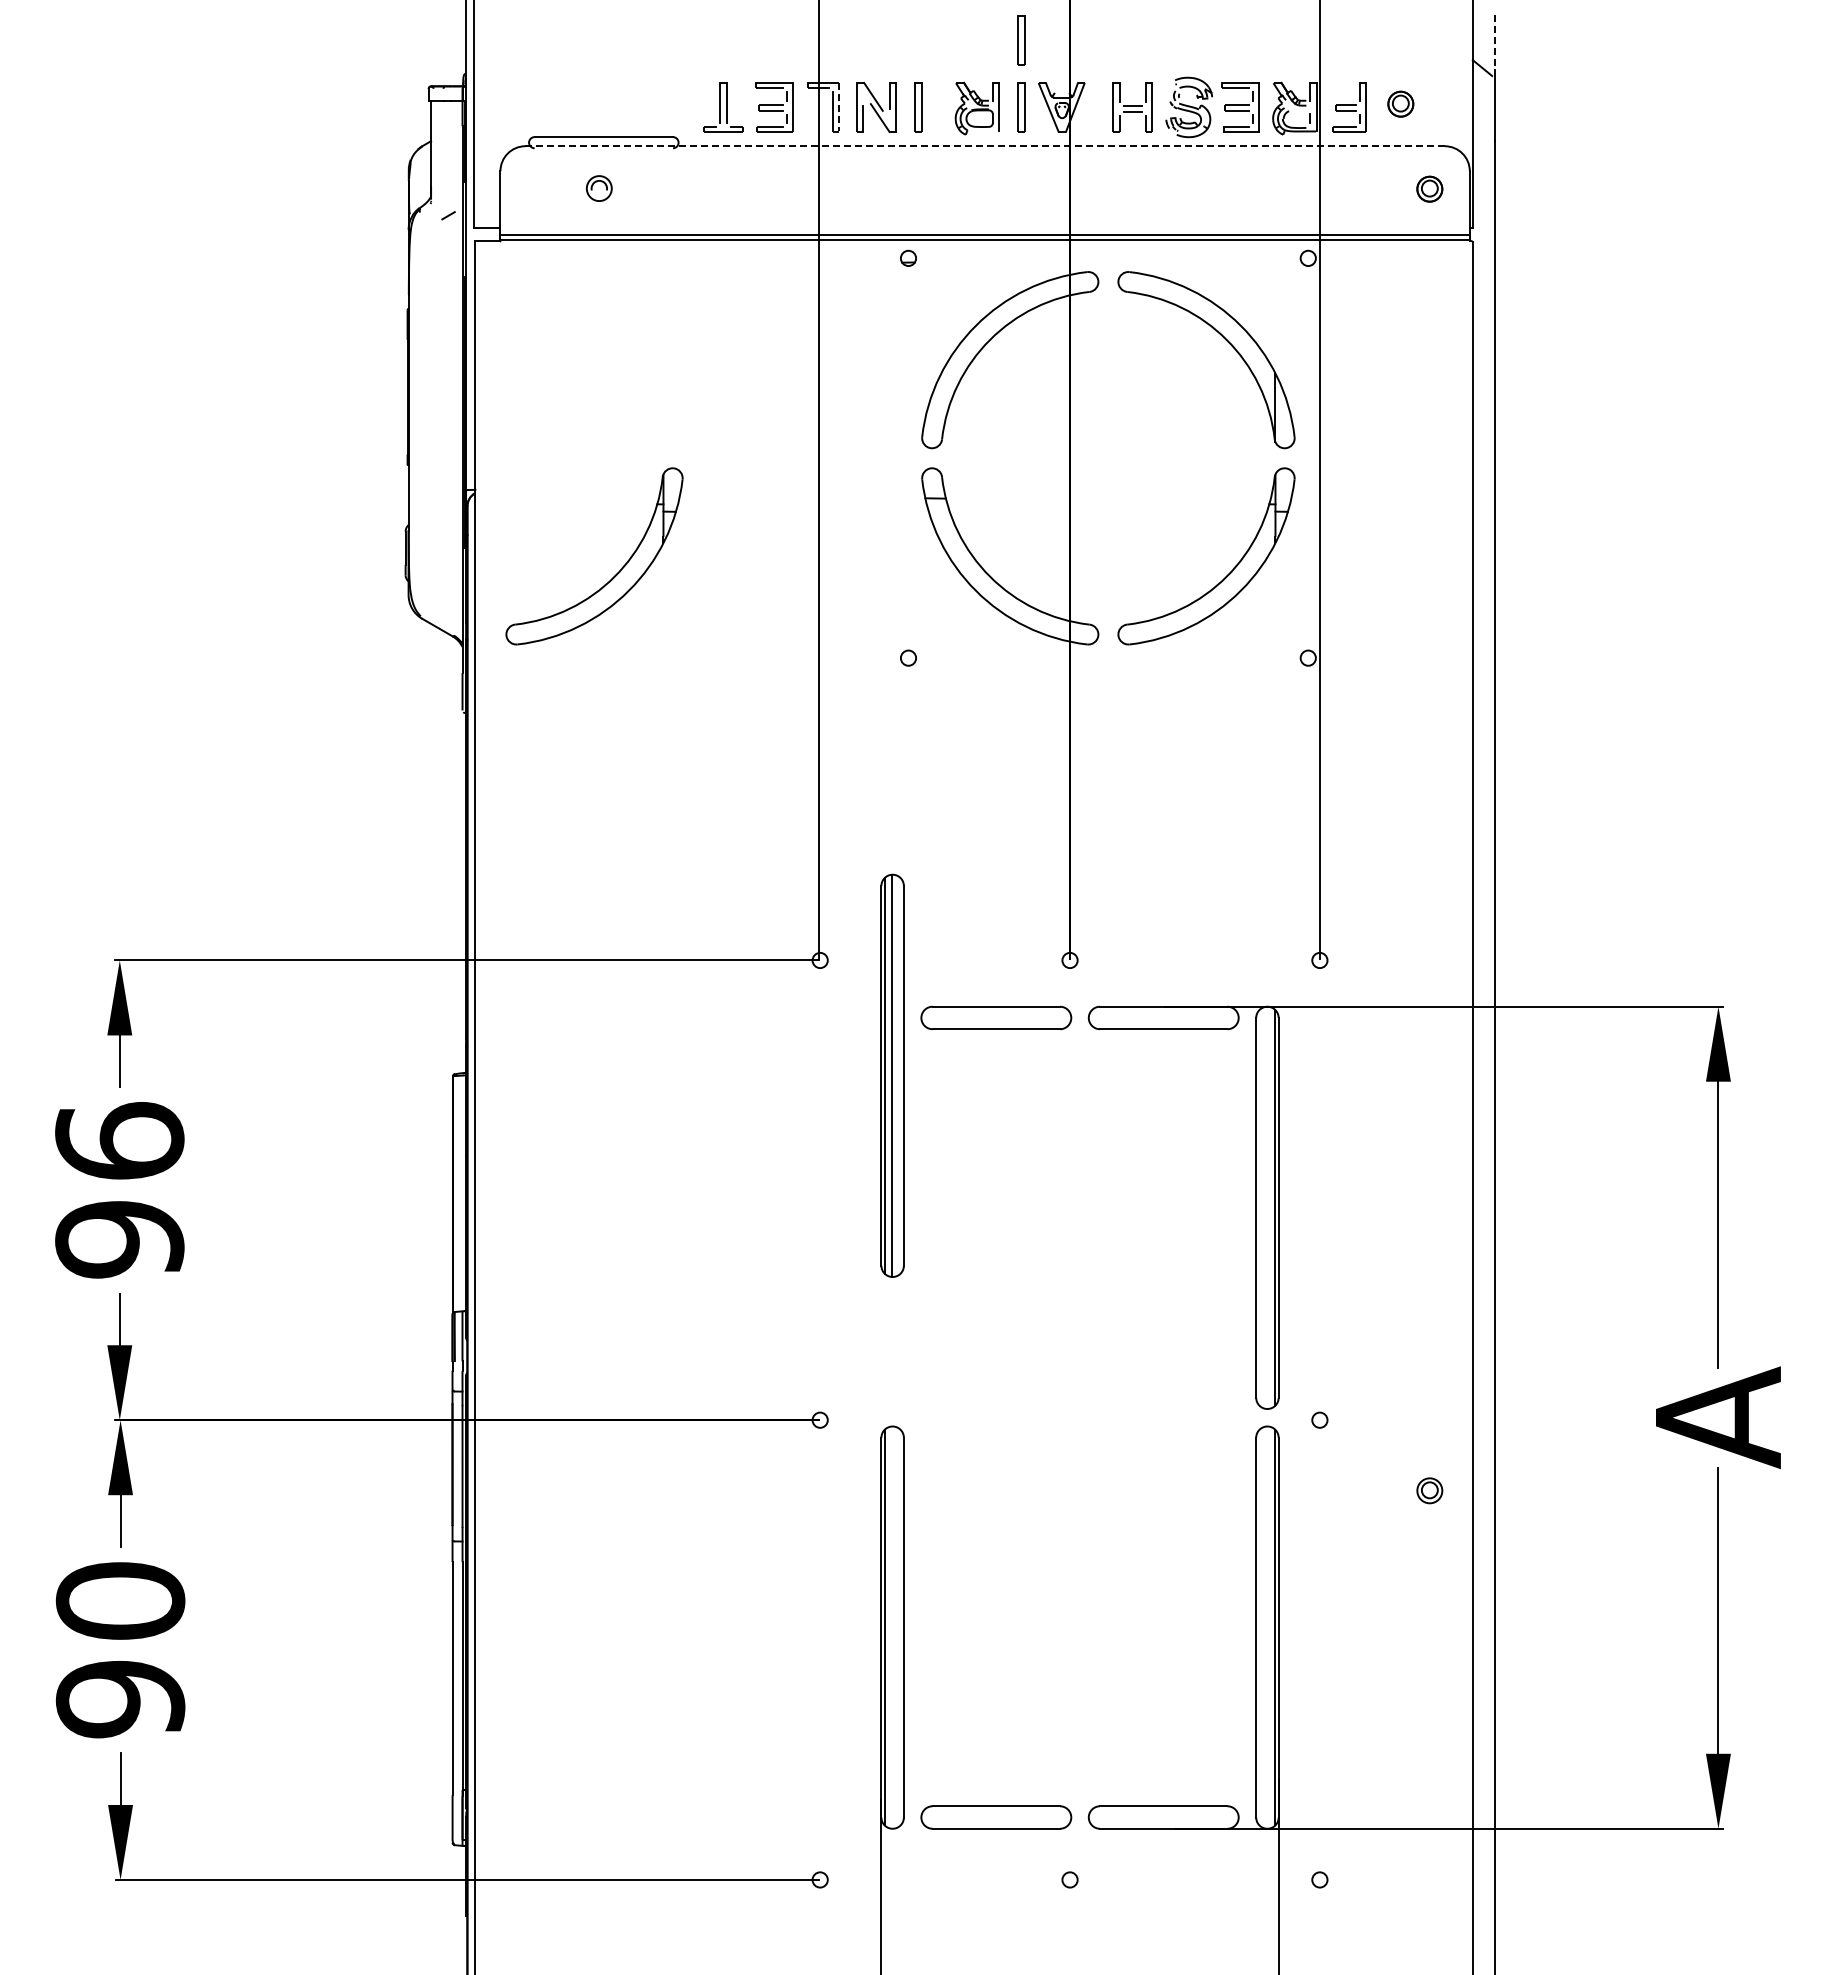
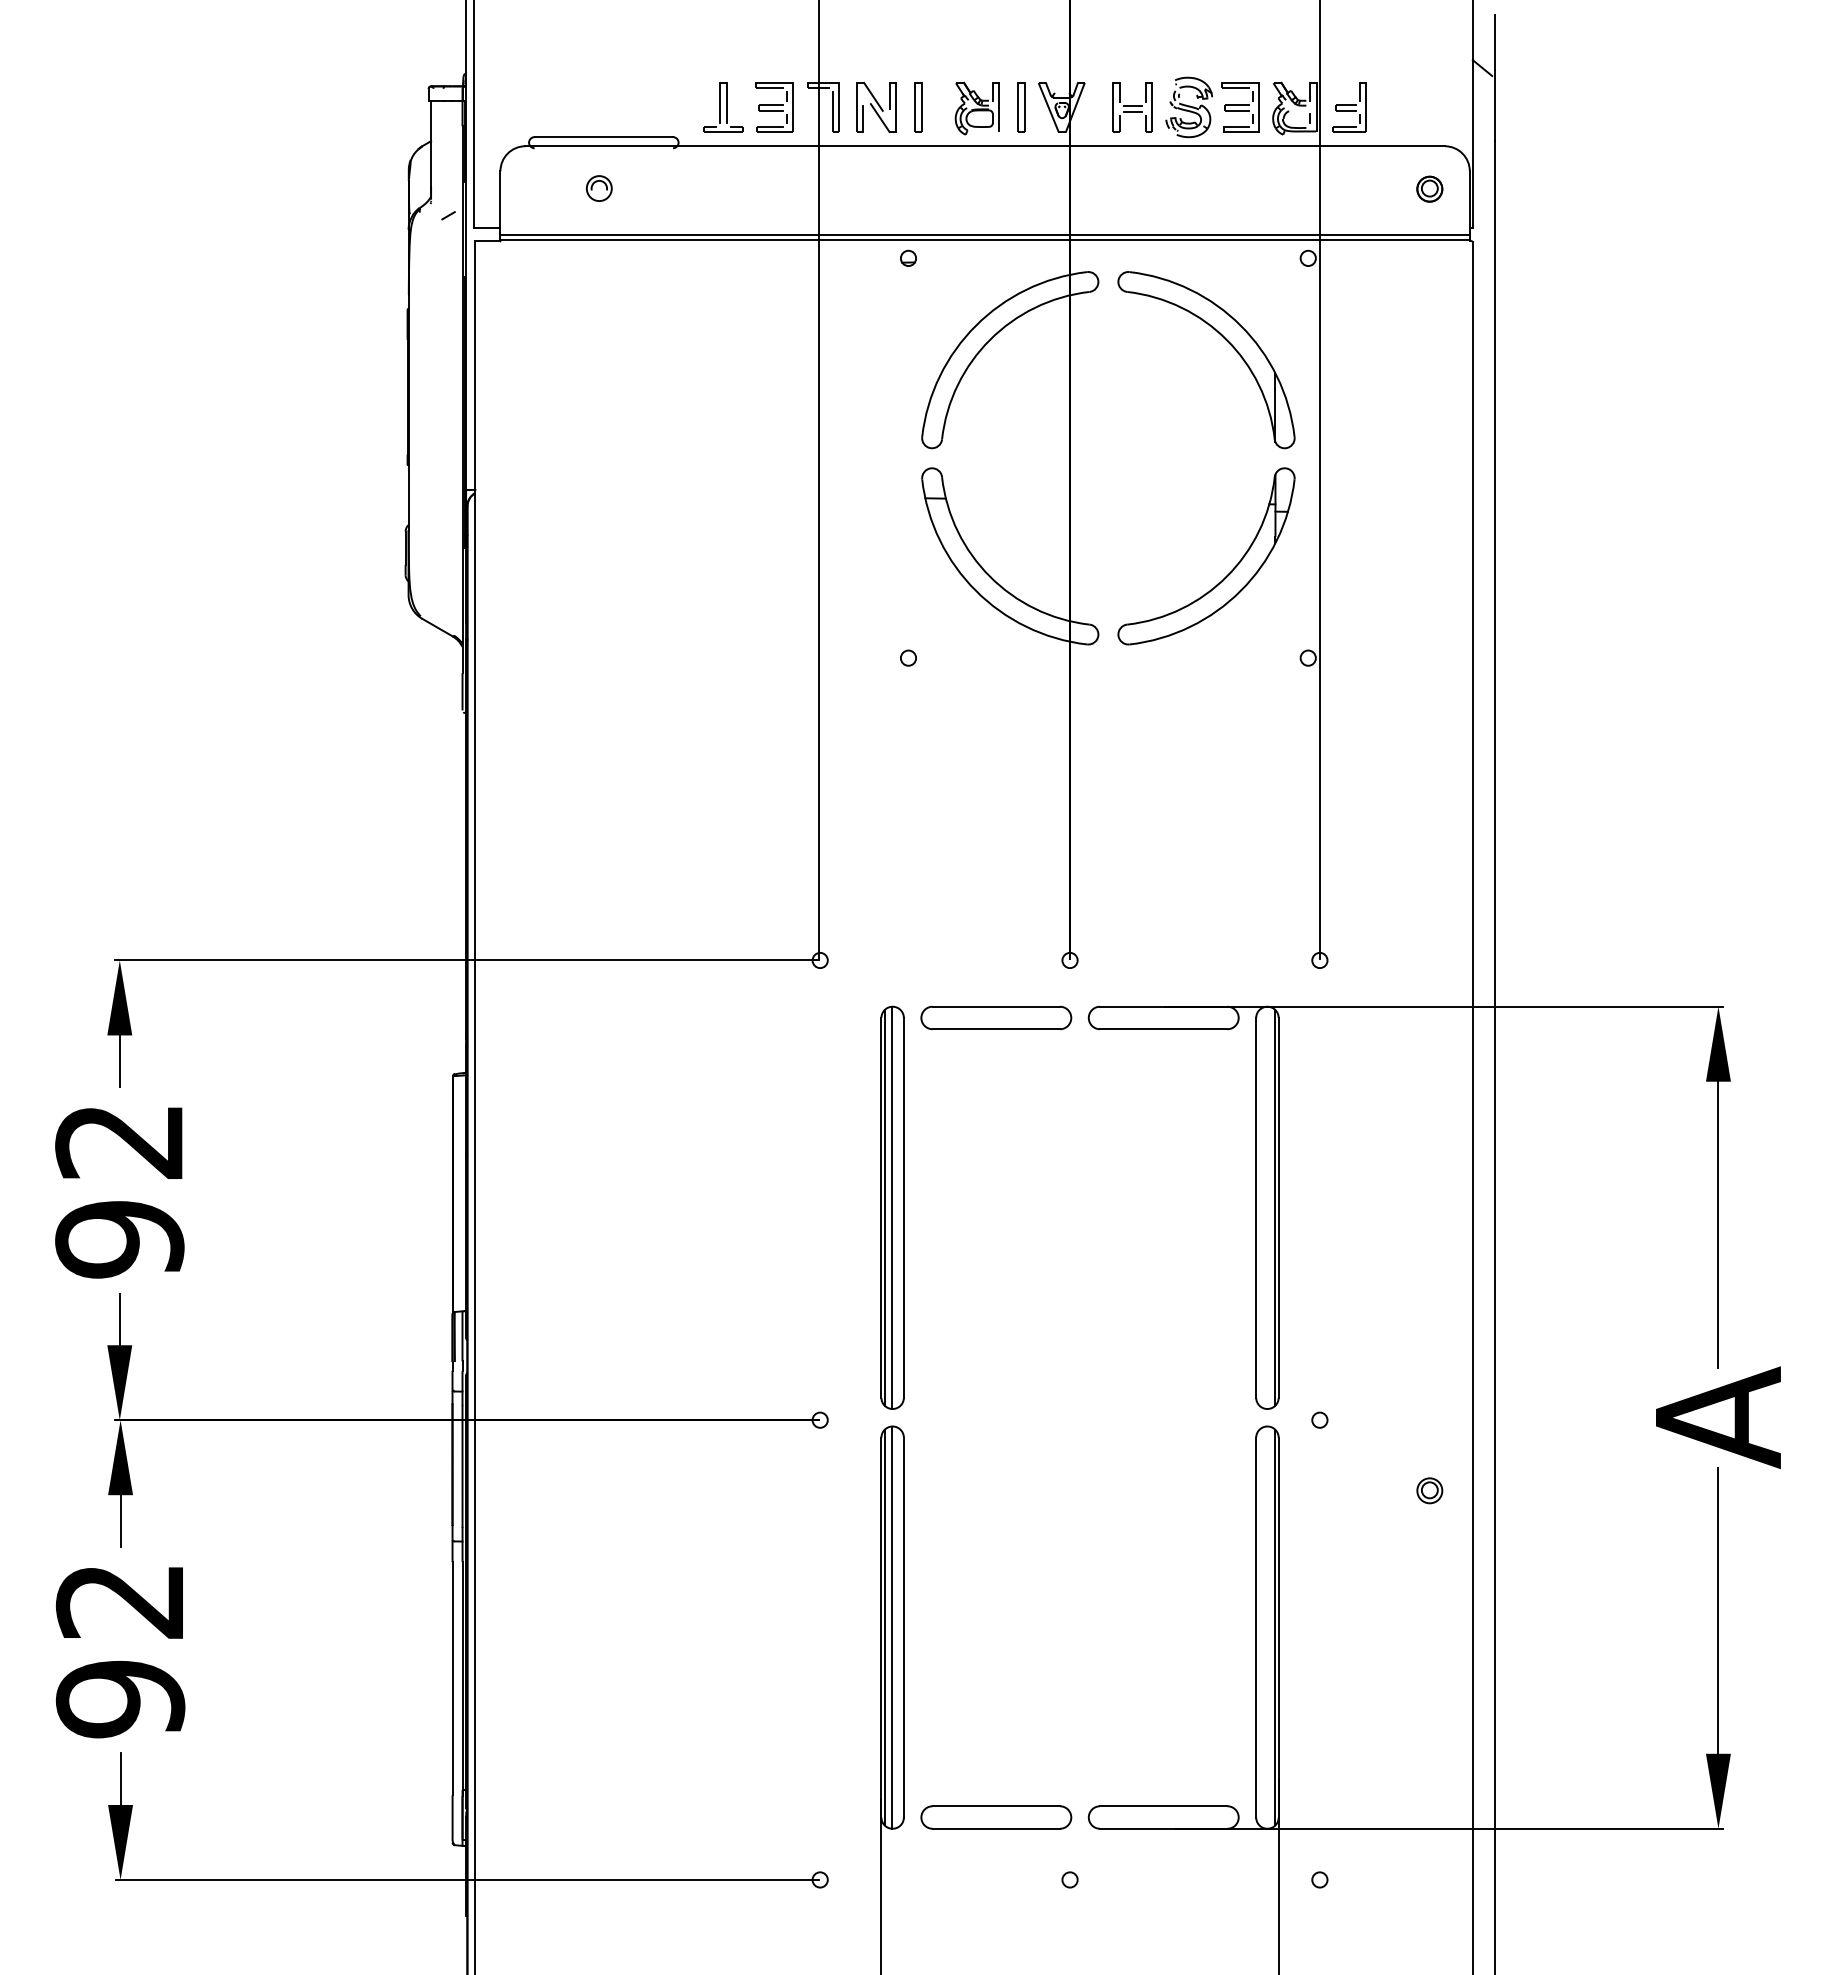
part: present -> none (1021, 40)
line: dashed -> solid (1494, 42)
part: present -> none (1400, 103)
line: dashed -> solid (839, 107)
line: dashed -> solid (985, 146)
part: present -> none (614, 575)
part position: (892, 1075) -> (892, 1207) (892, 1207)
text: 96 -> 92 (119, 1140)
text: 90 -> 92 (120, 1600)
line: none -> present (892, 1627)
